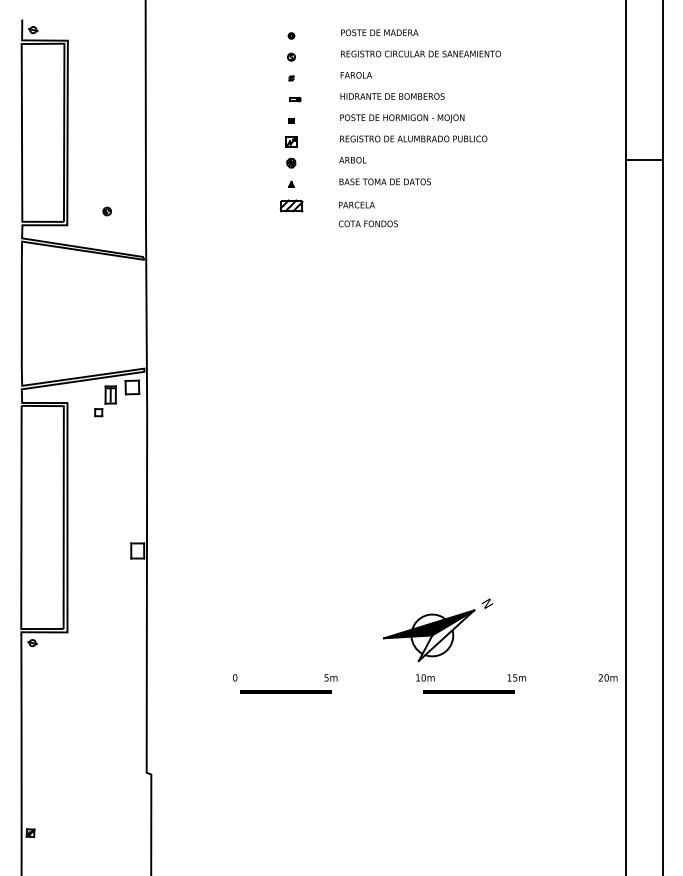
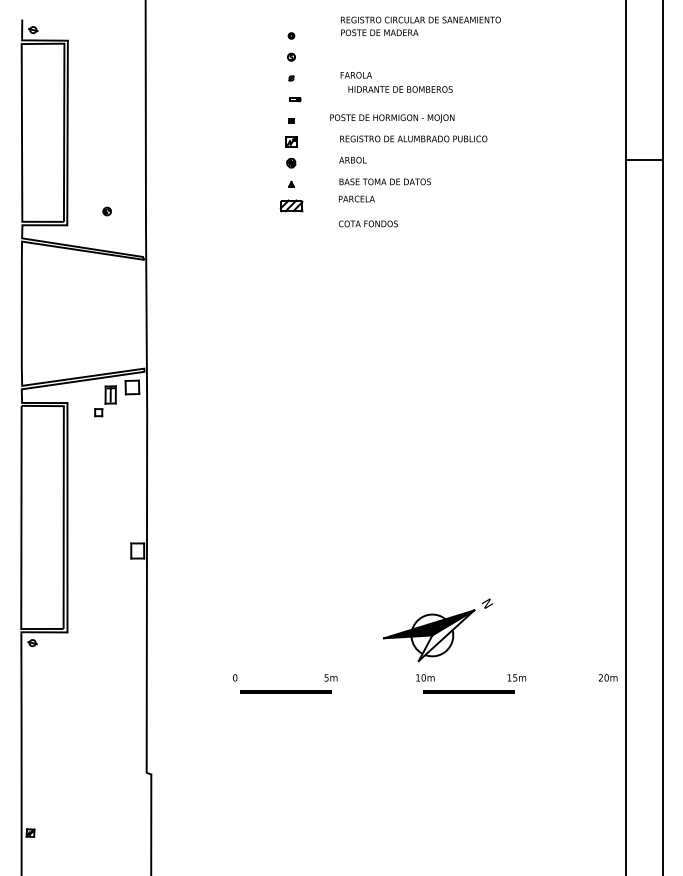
text position: (420, 53) -> (420, 19) (420, 19)
text position: (392, 96) -> (400, 89) (400, 89)
text position: (402, 118) -> (392, 118) (392, 118)
text position: (356, 204) -> (356, 198) (356, 198)
